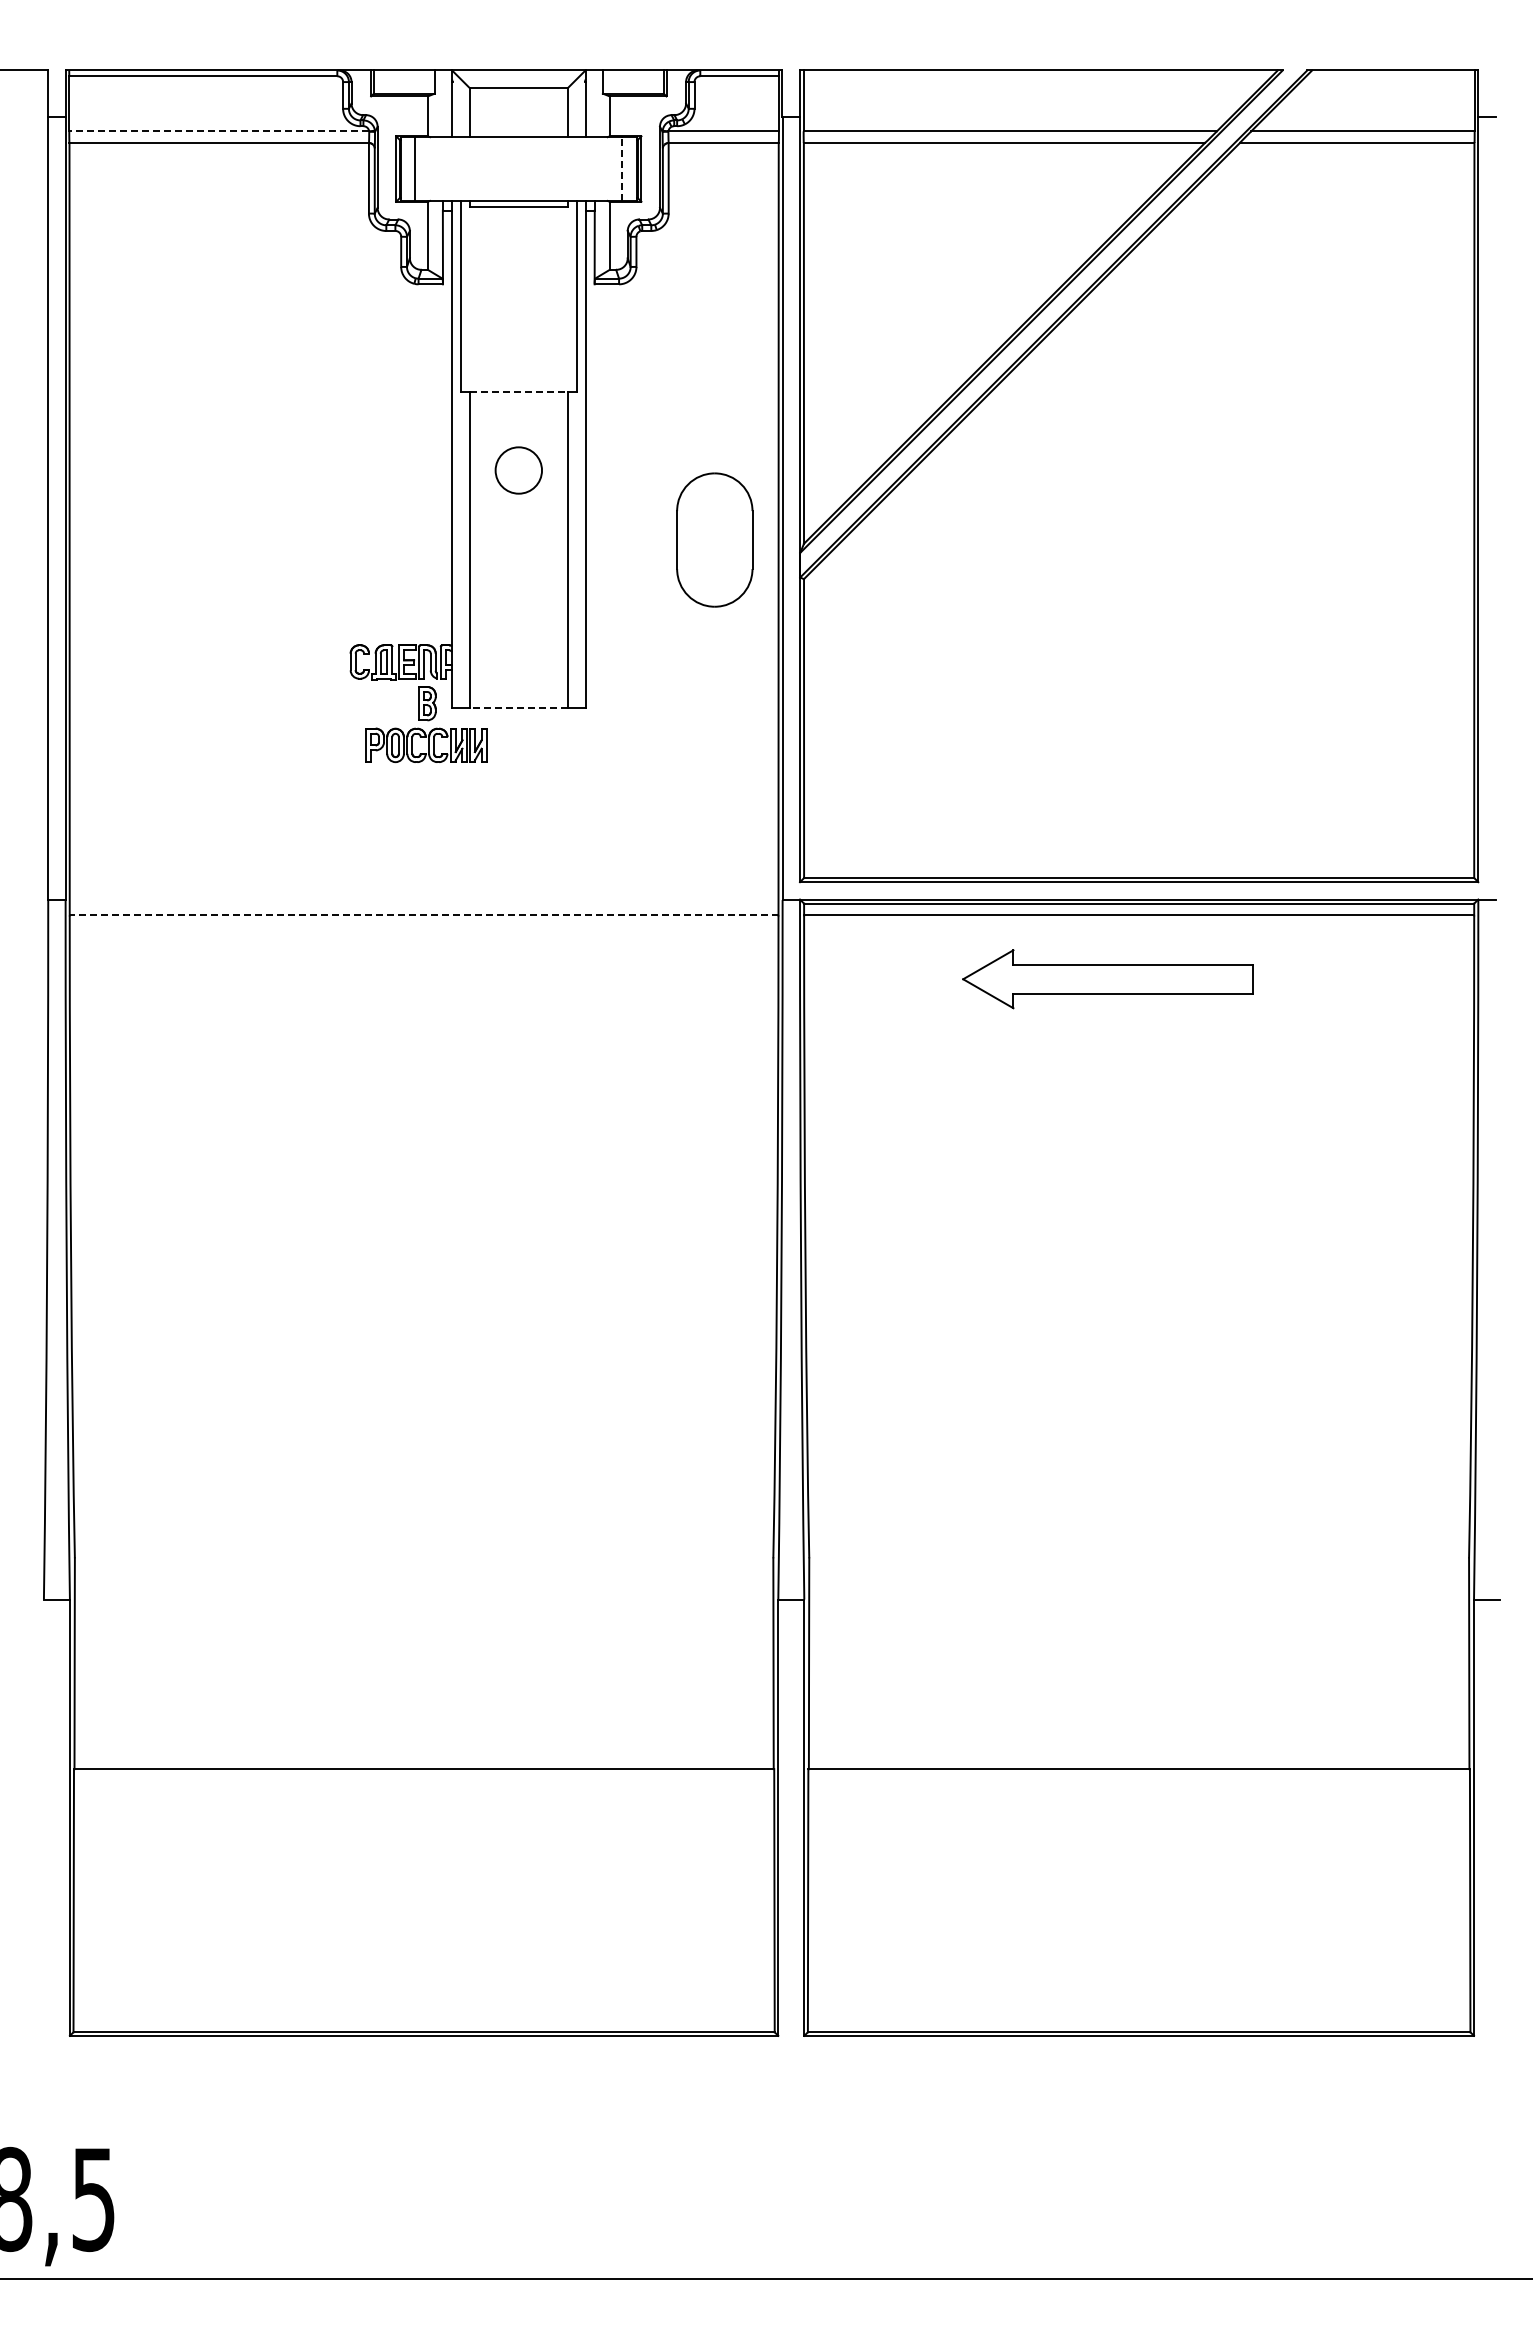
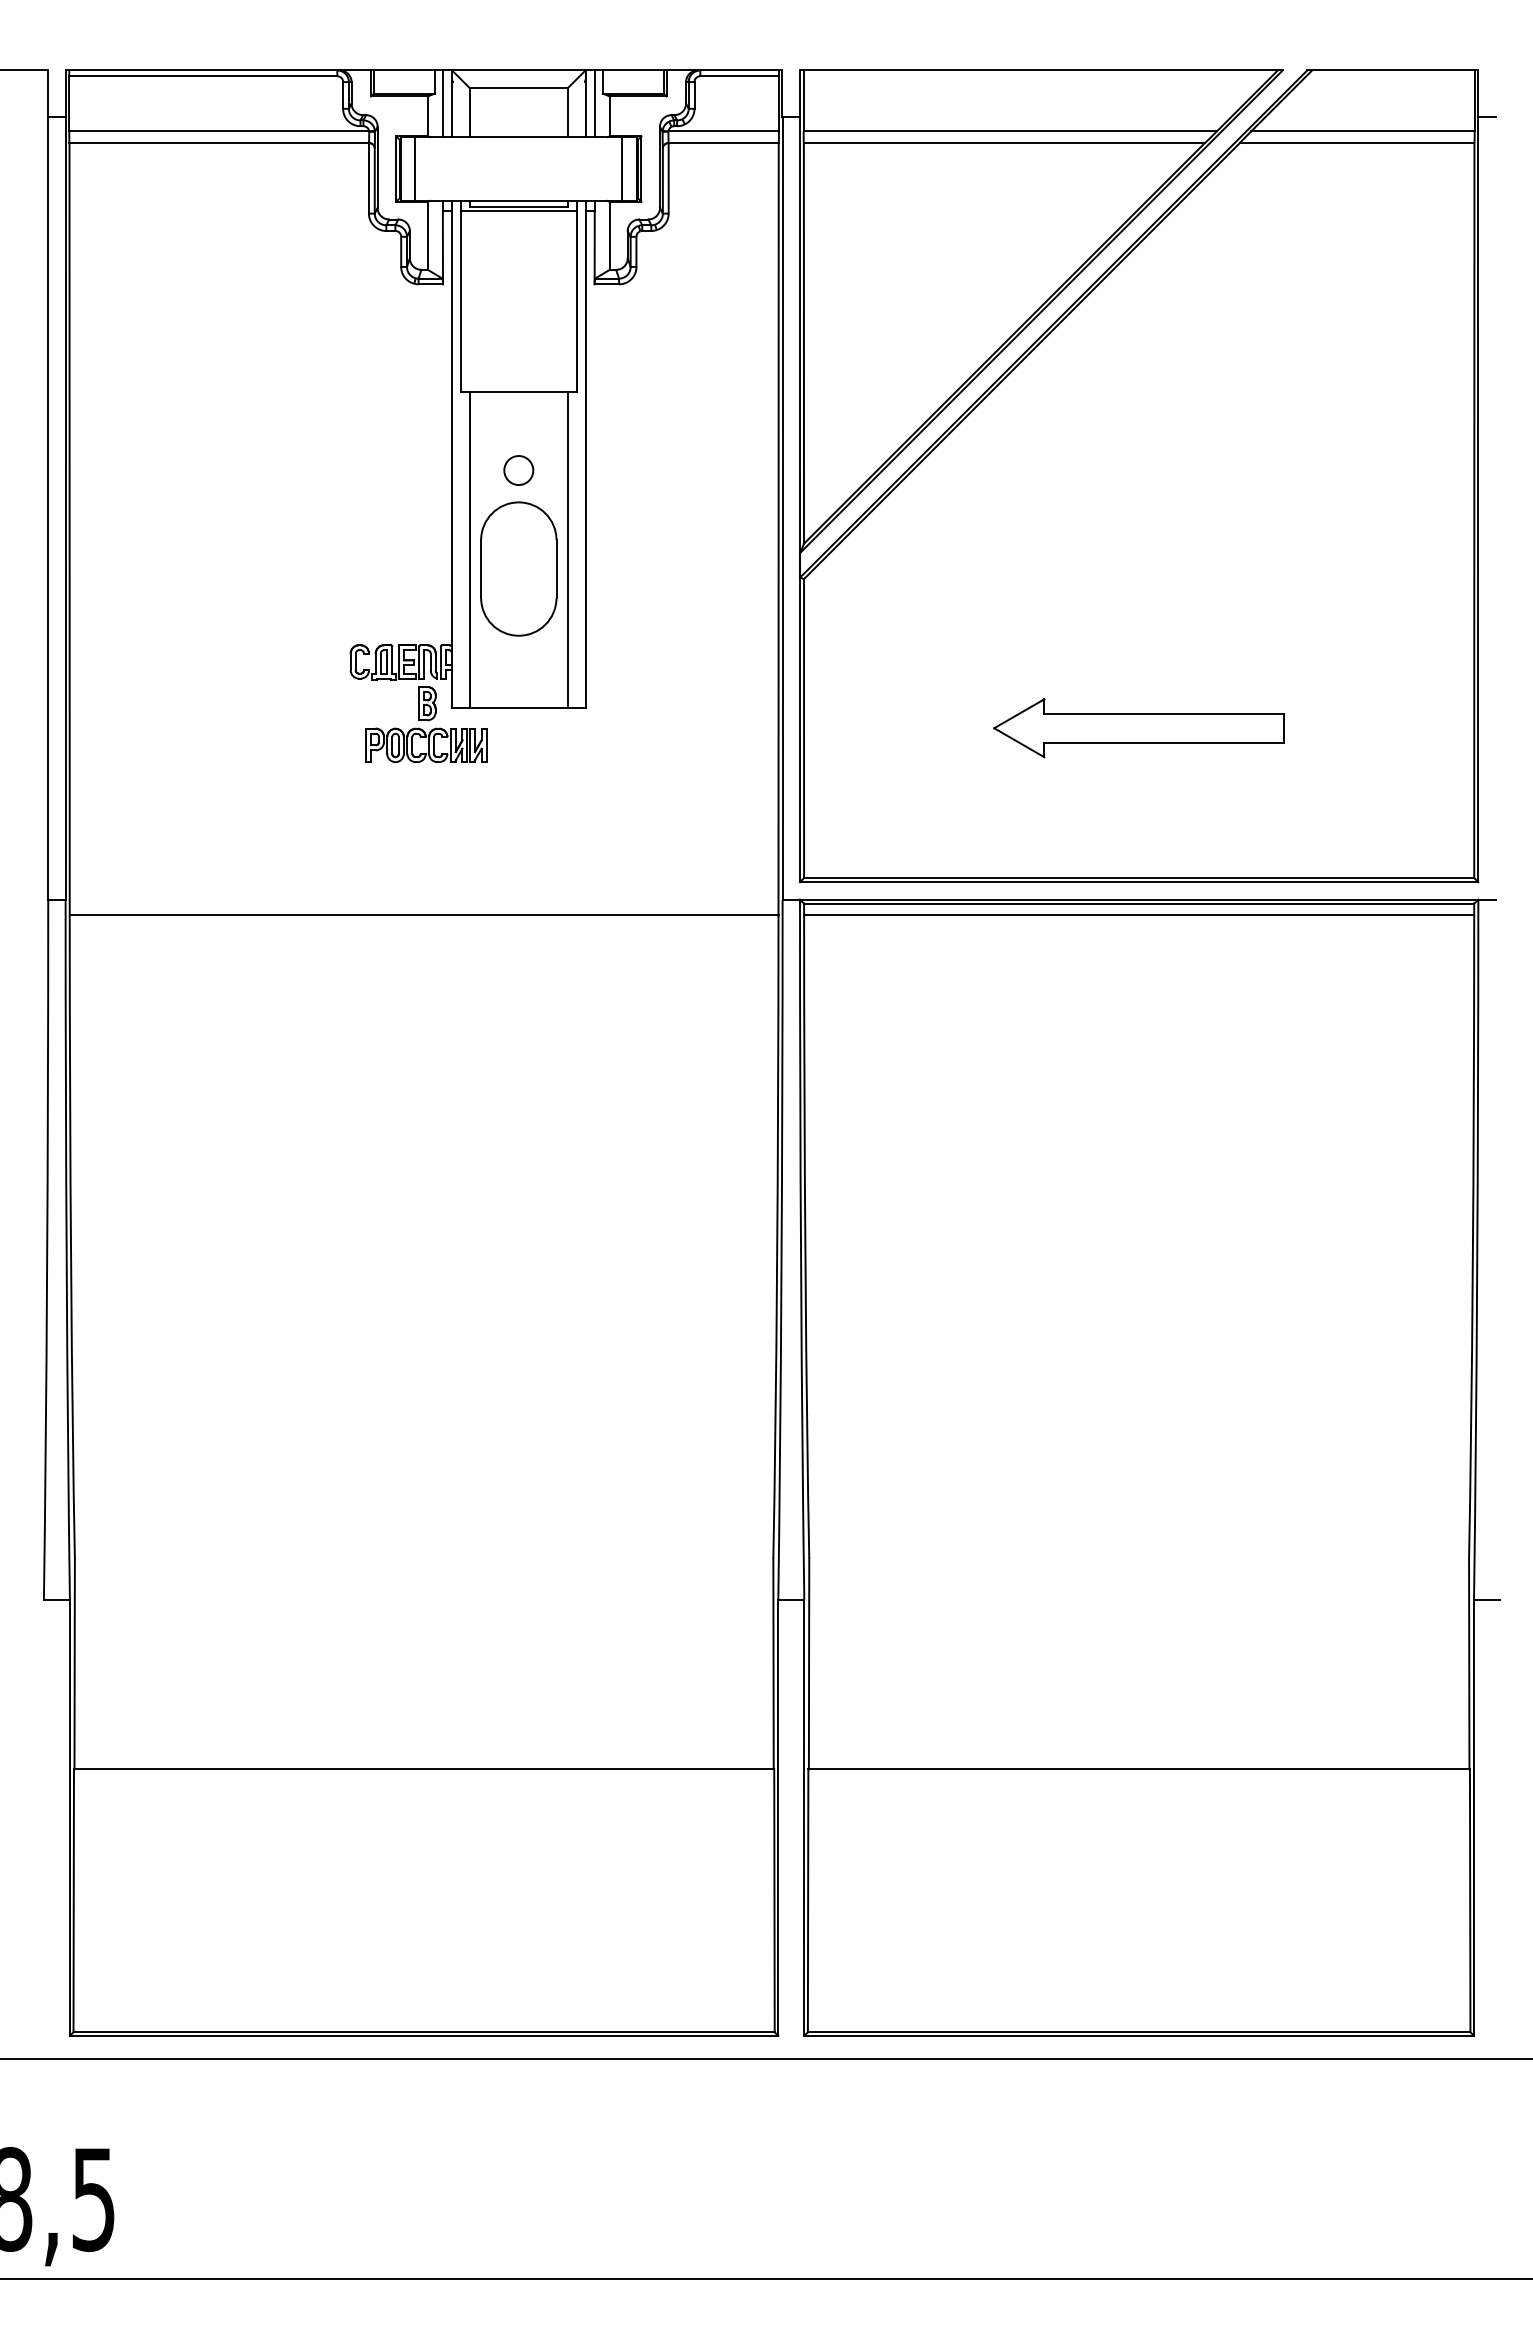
line: none -> present (442, 103)
line: none -> present (594, 103)
line: dashed -> solid (219, 131)
line: dashed -> solid (622, 169)
line: none -> present (518, 210)
line: dashed -> solid (519, 392)
circle diameter: 46 px -> 29 px (518, 470)
part position: (714, 539) -> (518, 568) (518, 568)
line: dashed -> solid (518, 708)
line: dashed -> solid (423, 915)
part position: (1107, 979) -> (1138, 728) (1138, 728)
line: none -> present (765, 2059)
